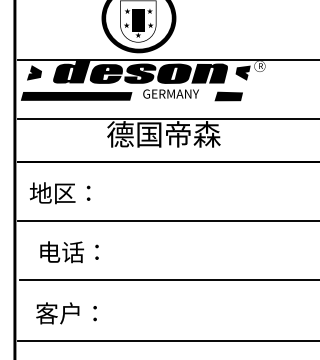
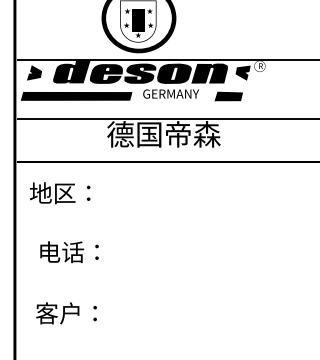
line: present -> none (167, 221)
line: present -> none (168, 280)
line: present -> none (167, 341)
